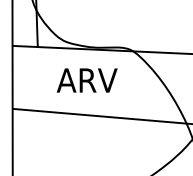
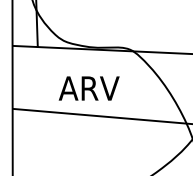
text position: (86, 80) -> (88, 88) (88, 88)
